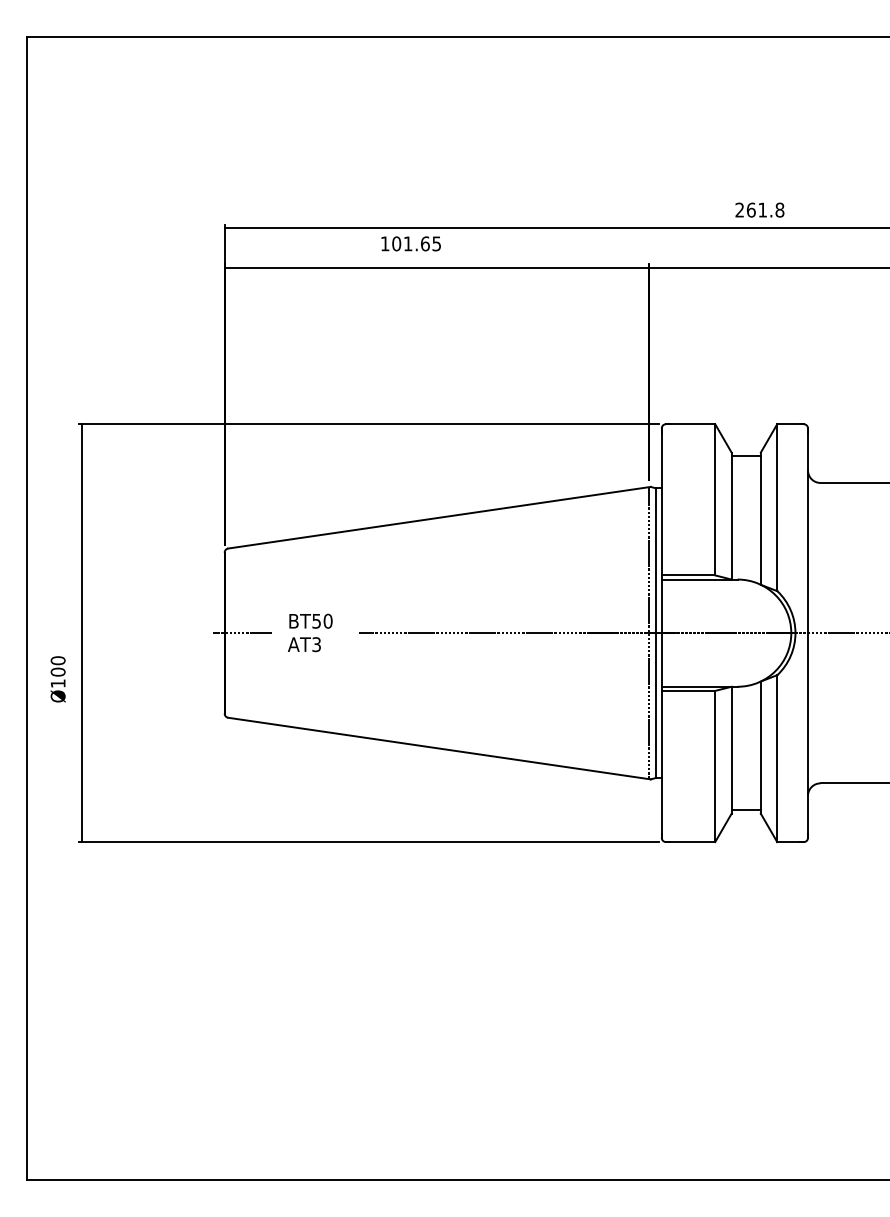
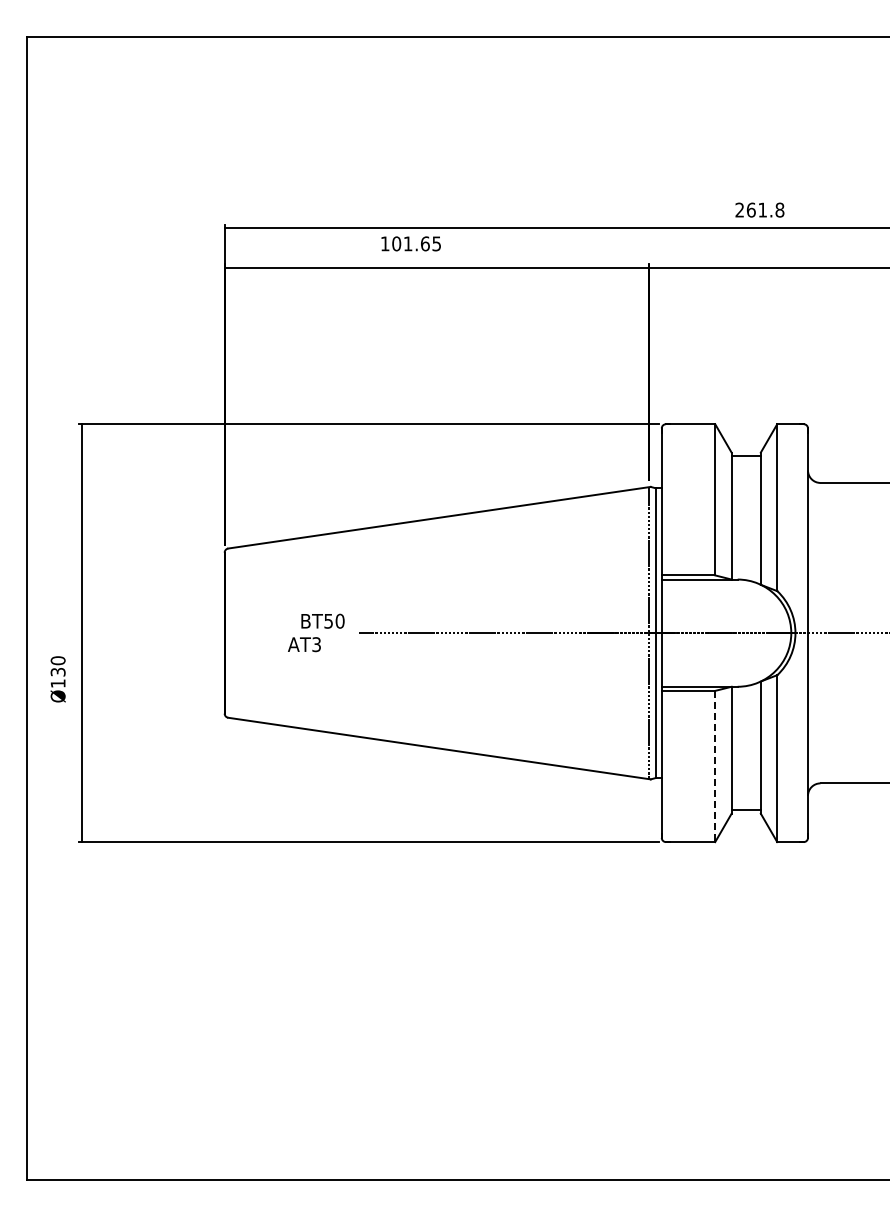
text position: (310, 620) -> (322, 620) (322, 620)
line: present -> none (242, 633)
text: Ø100 -> Ø130 (57, 671)
line: solid -> dashed (715, 766)
